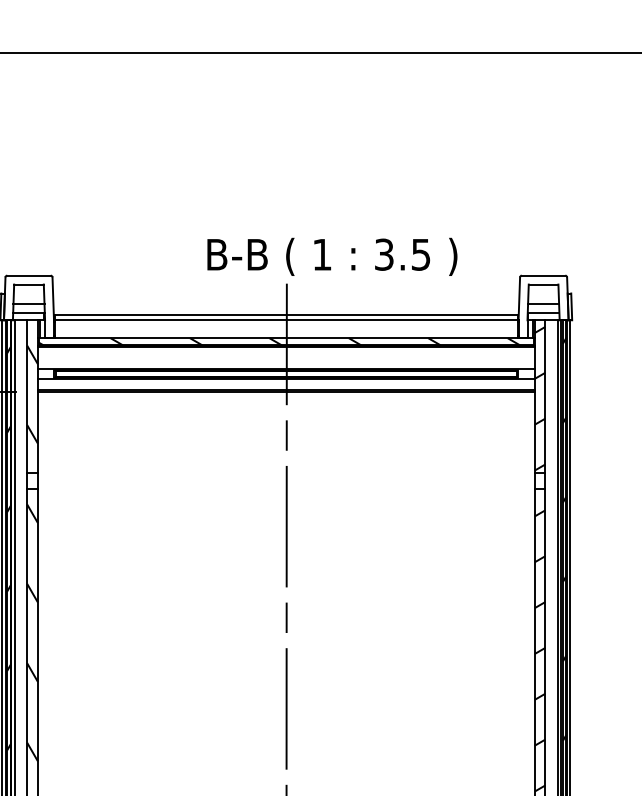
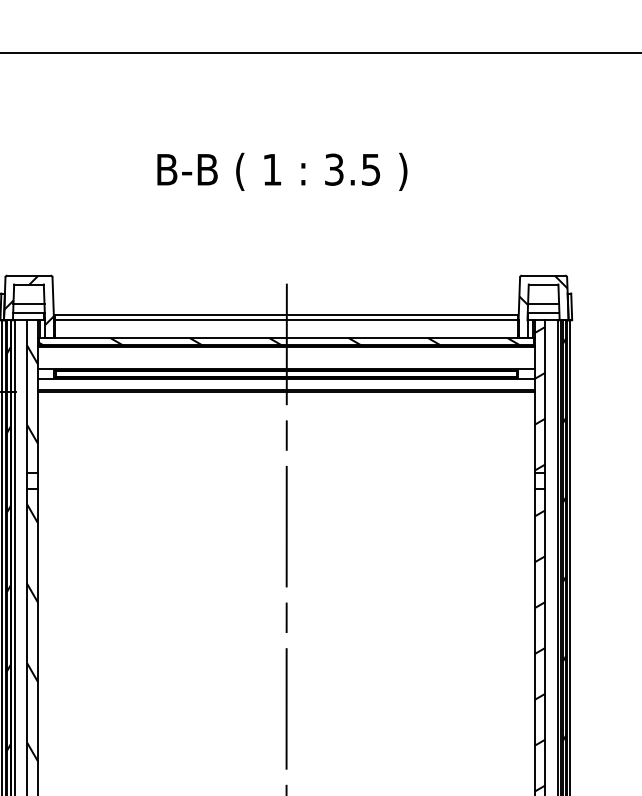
text position: (332, 256) -> (282, 171) (282, 171)
hatch: none -> present (543, 290)
hatch: none -> present (28, 300)
